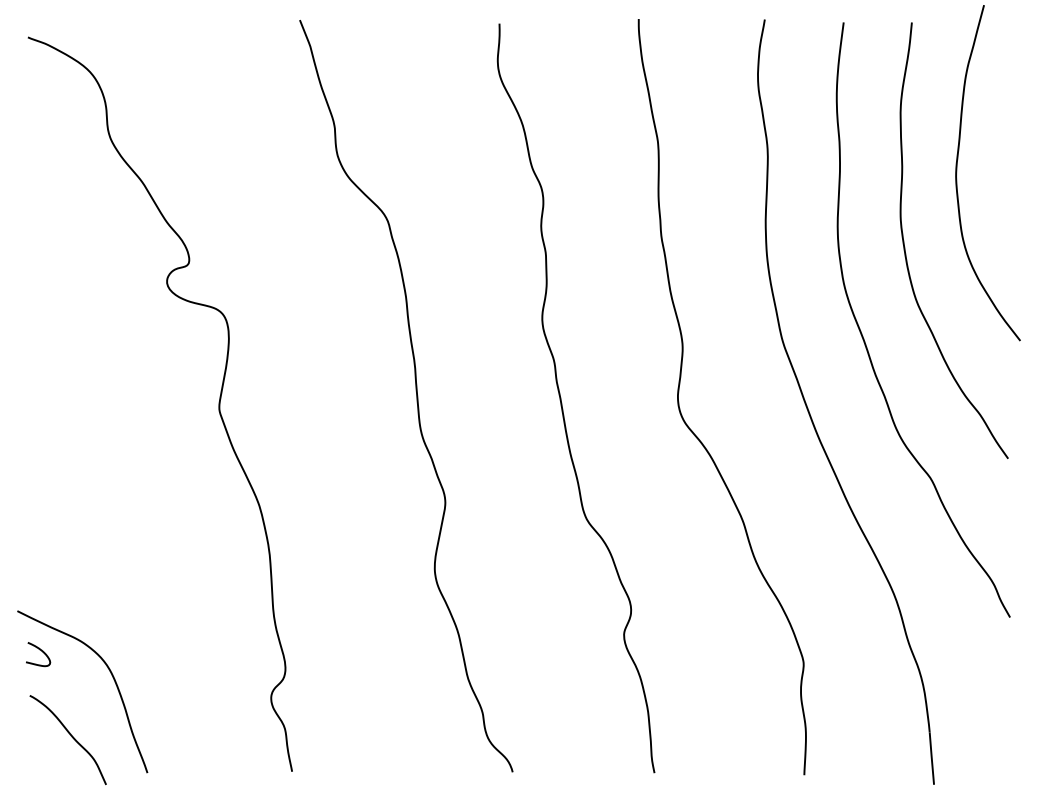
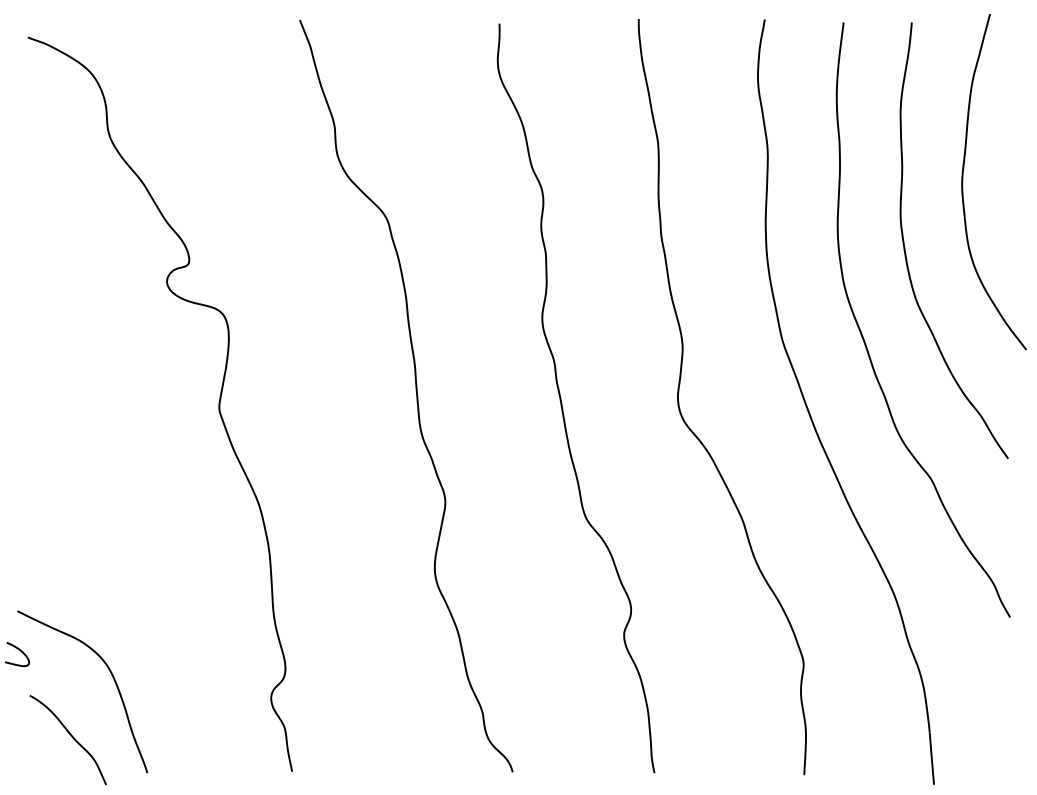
curve position: (957, 172) -> (963, 181) (963, 181)
curve position: (39, 650) -> (18, 650) (18, 650)
